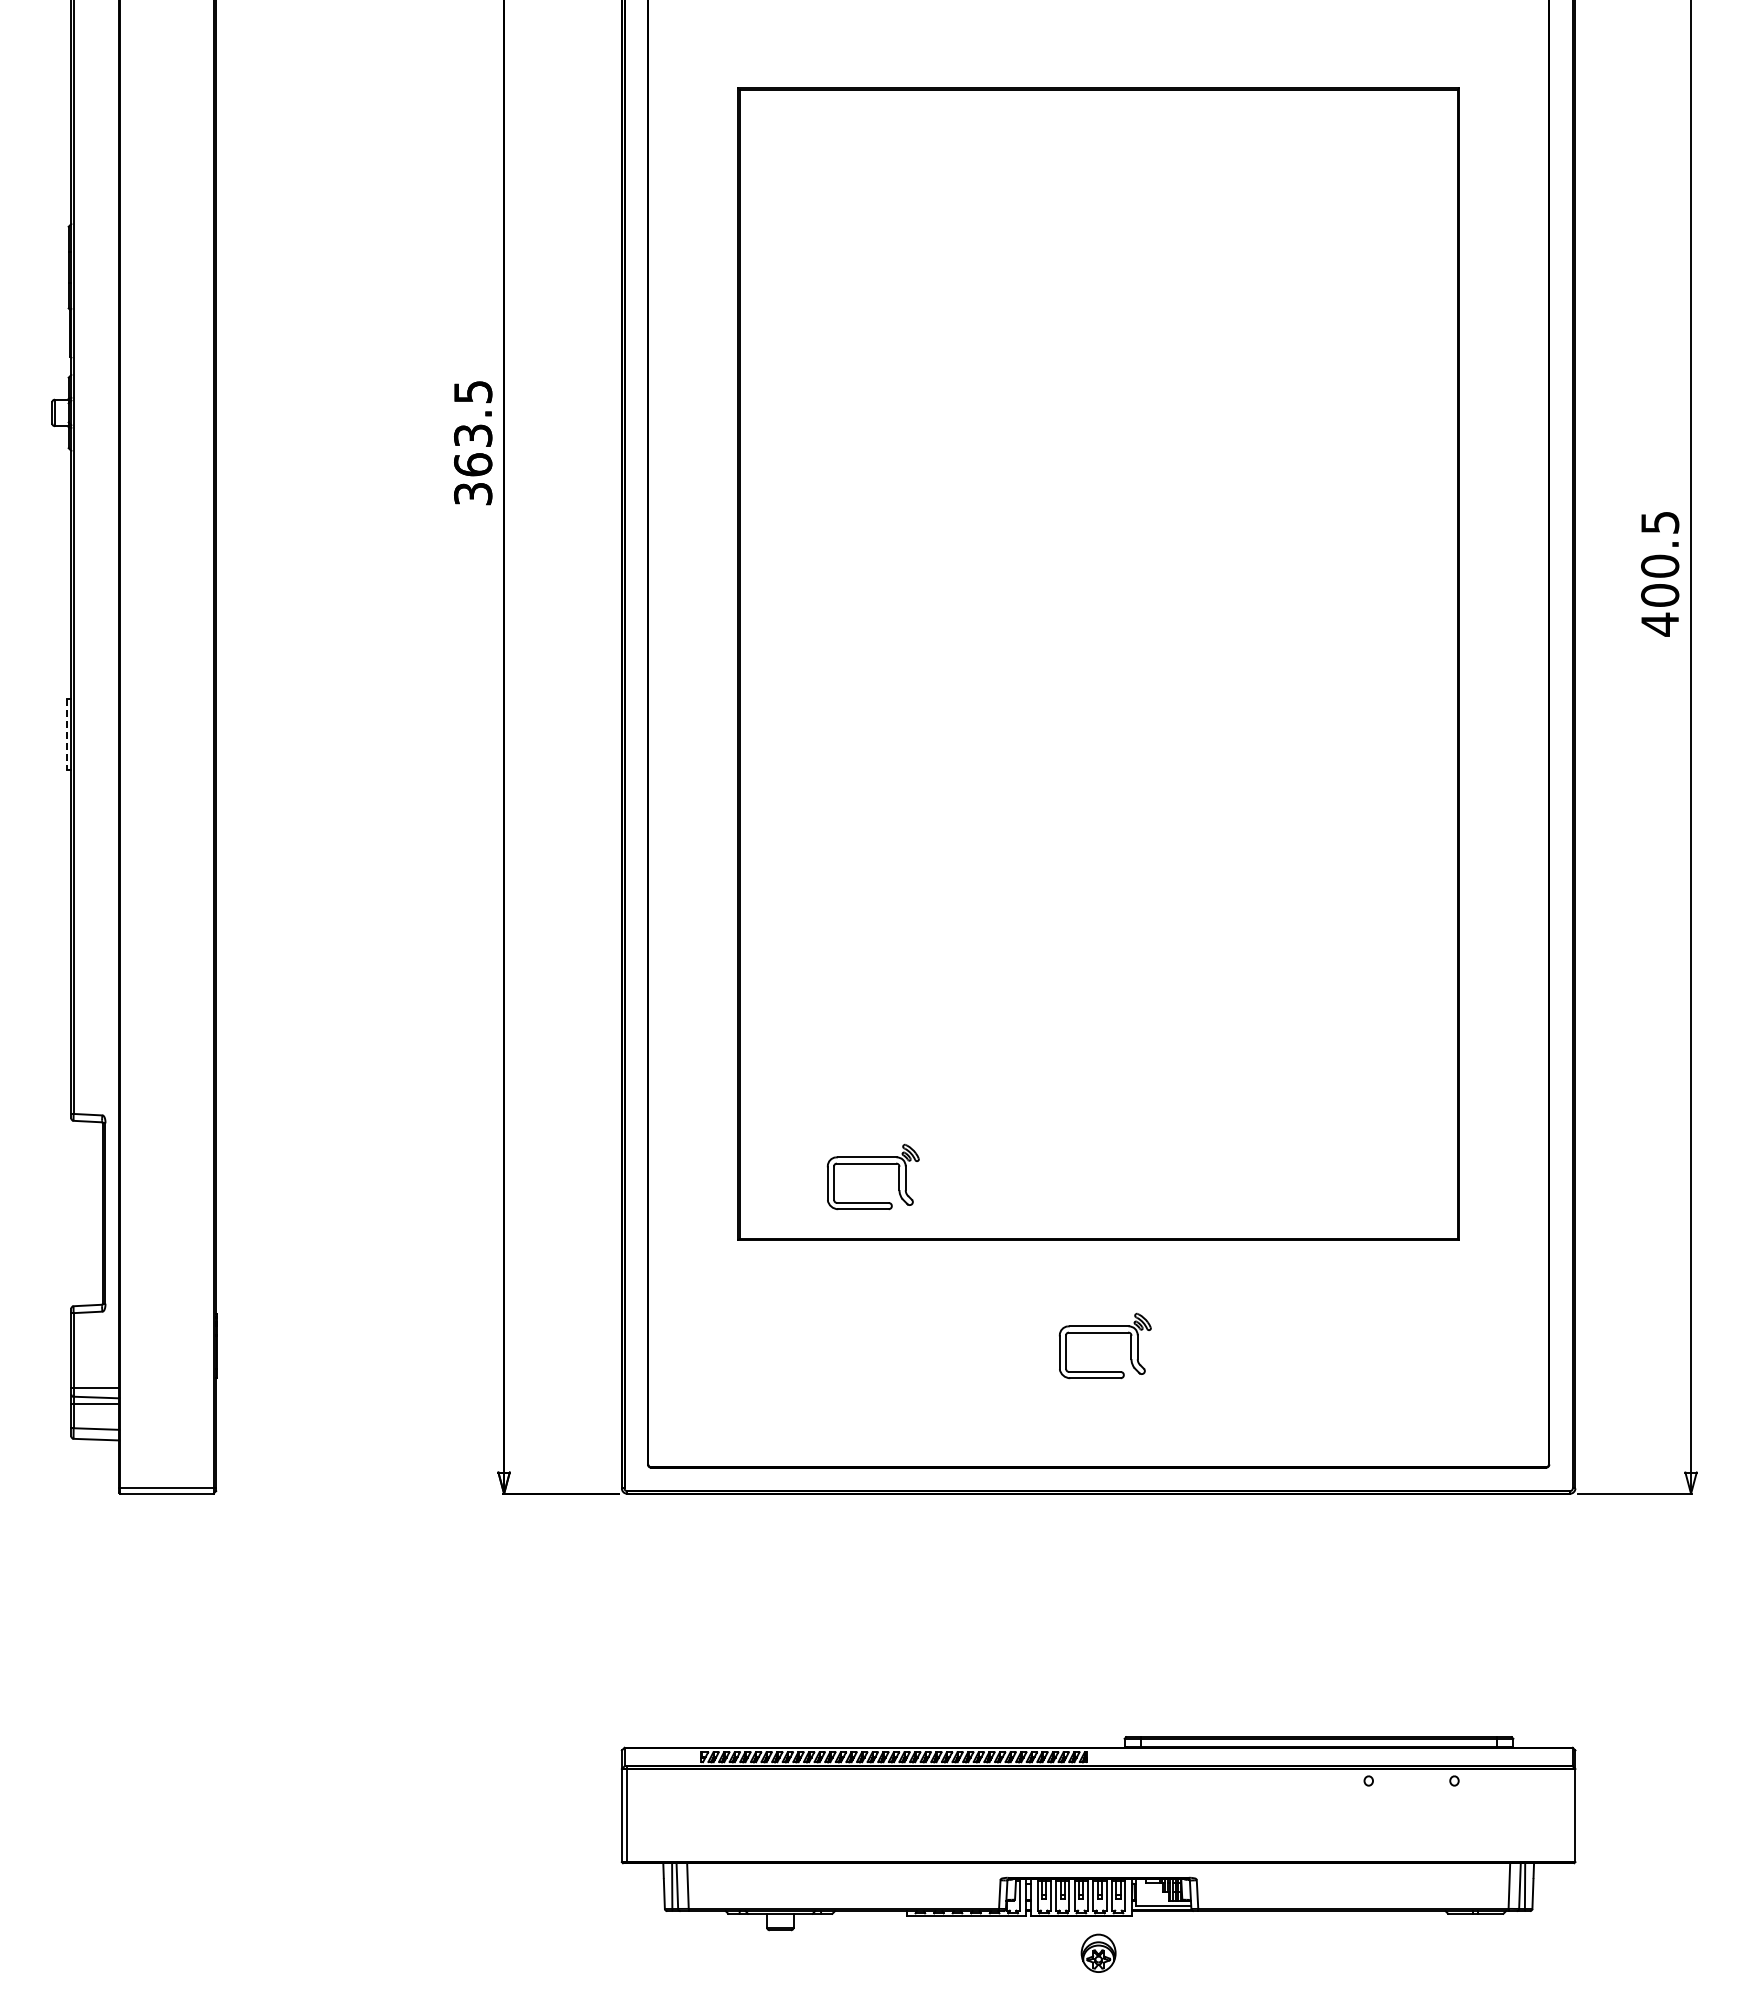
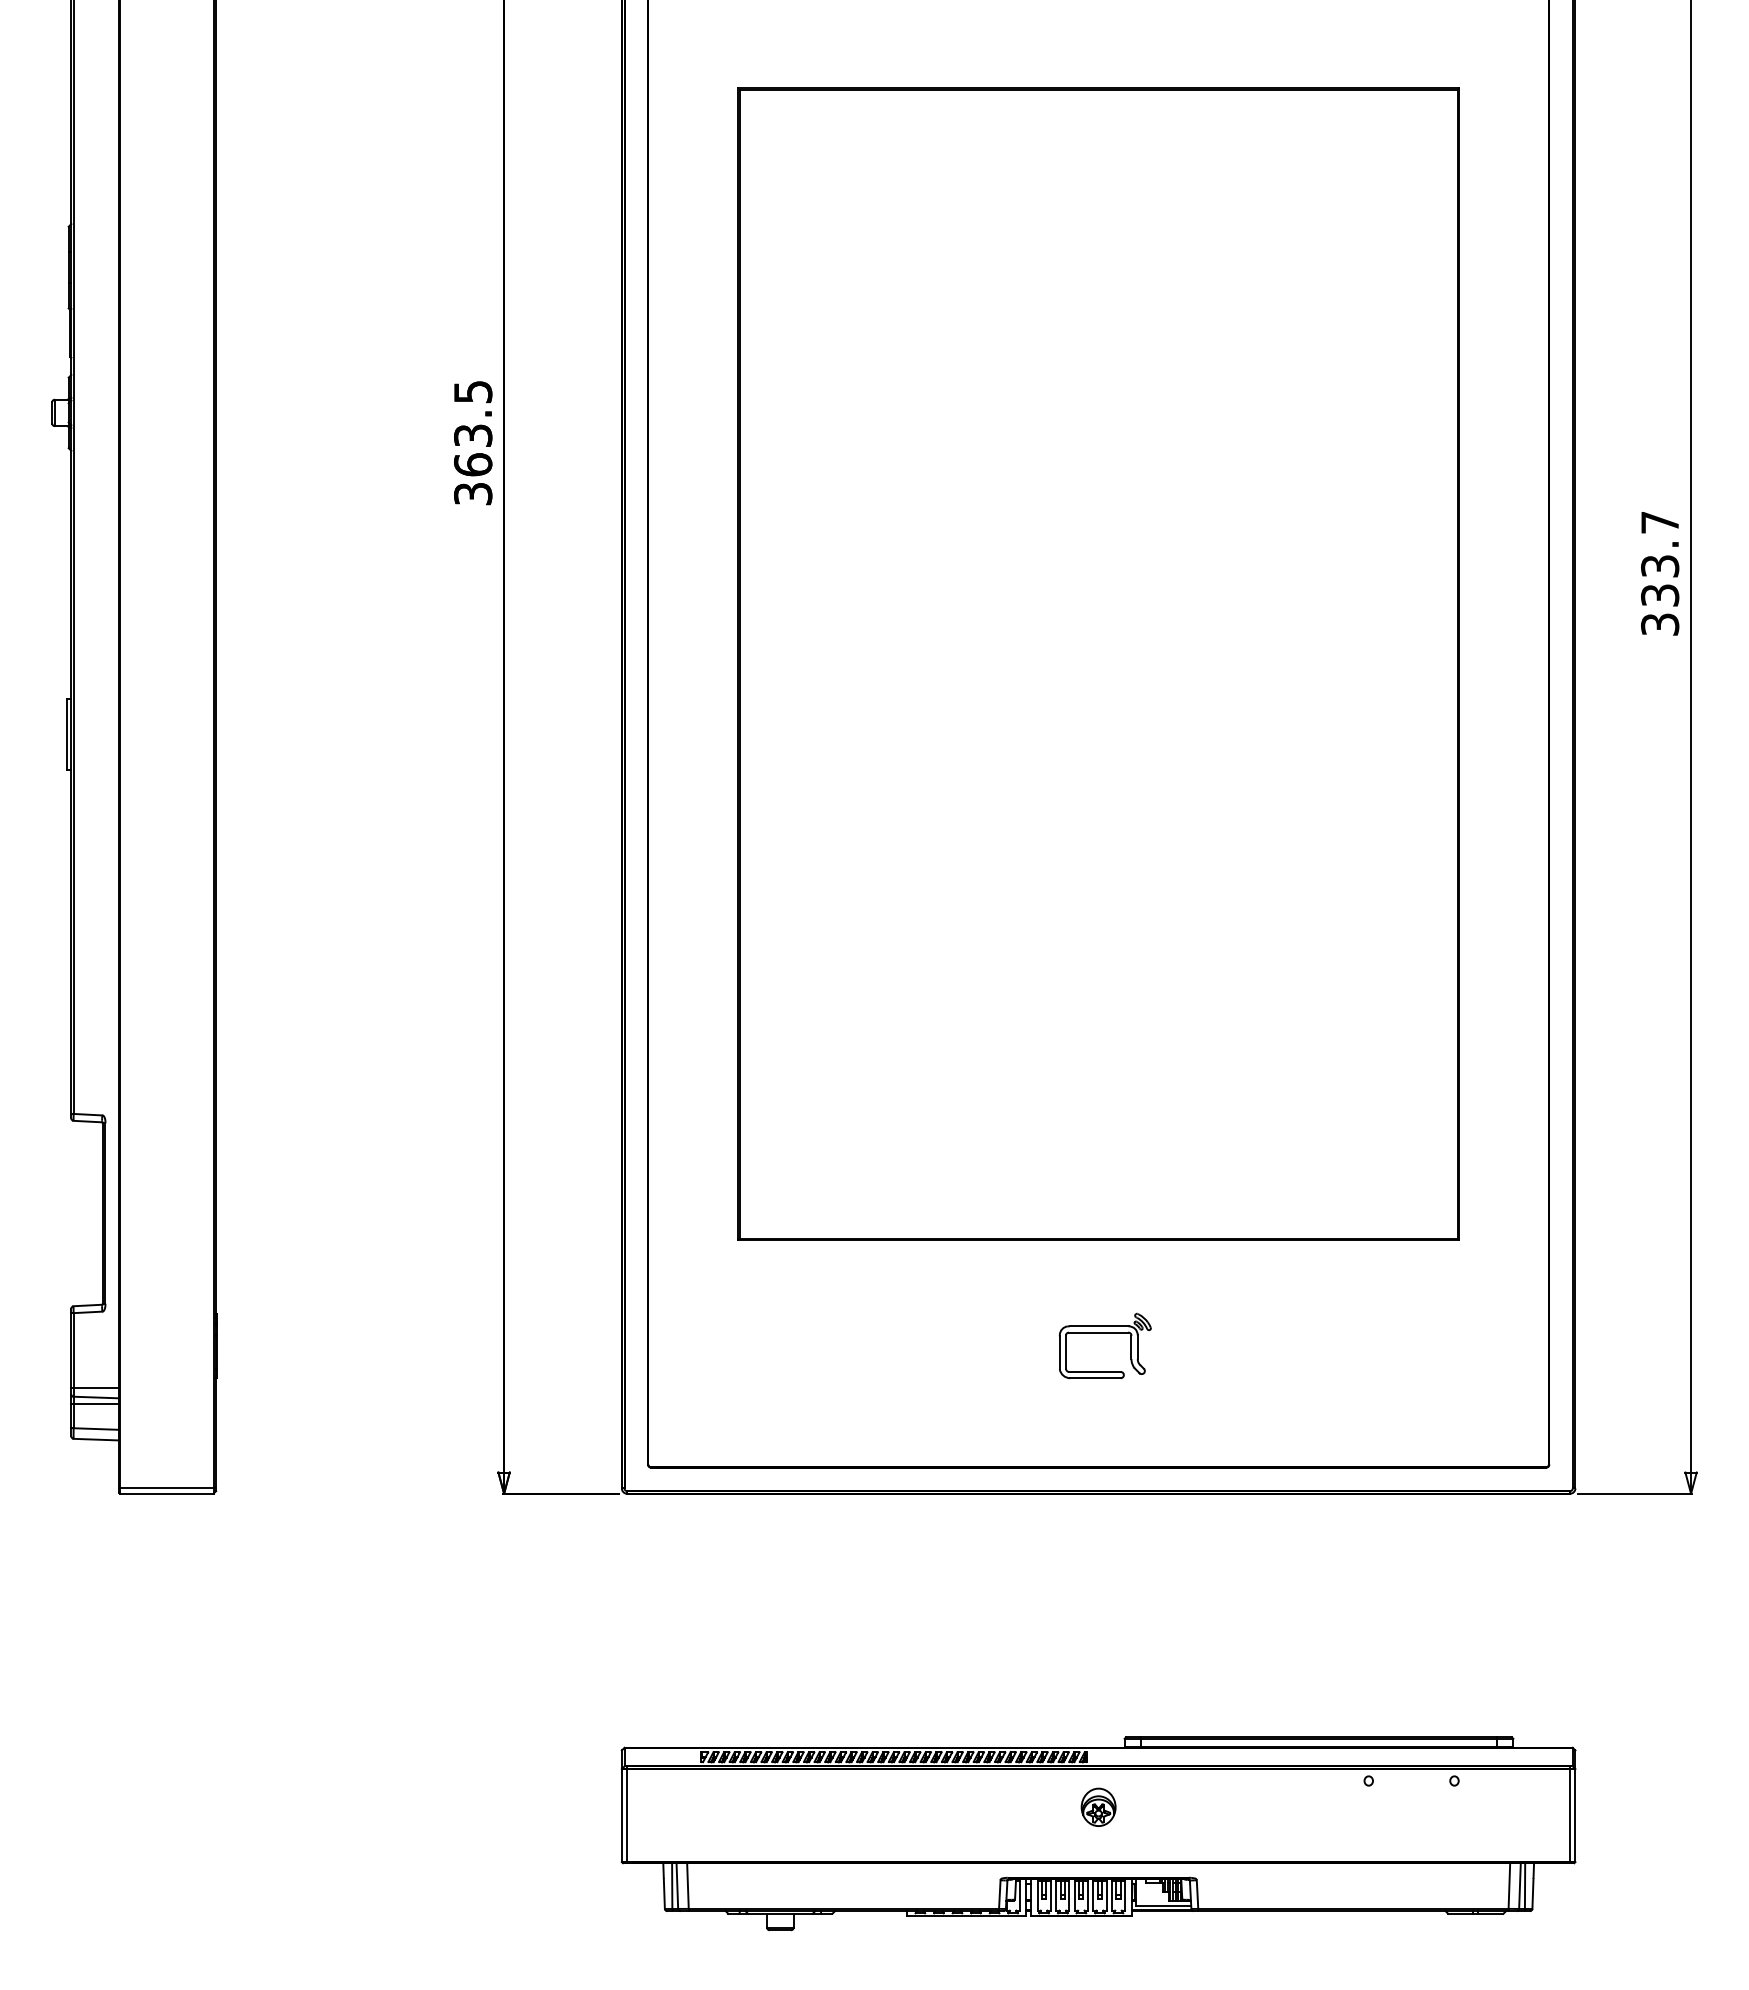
text: 400.5 -> 333.7 (1660, 574)
line: dashed -> solid (66, 735)
part: present -> none (872, 1164)
line: none -> present (1570, 1814)
part position: (1098, 1952) -> (1098, 1806) (1098, 1806)
